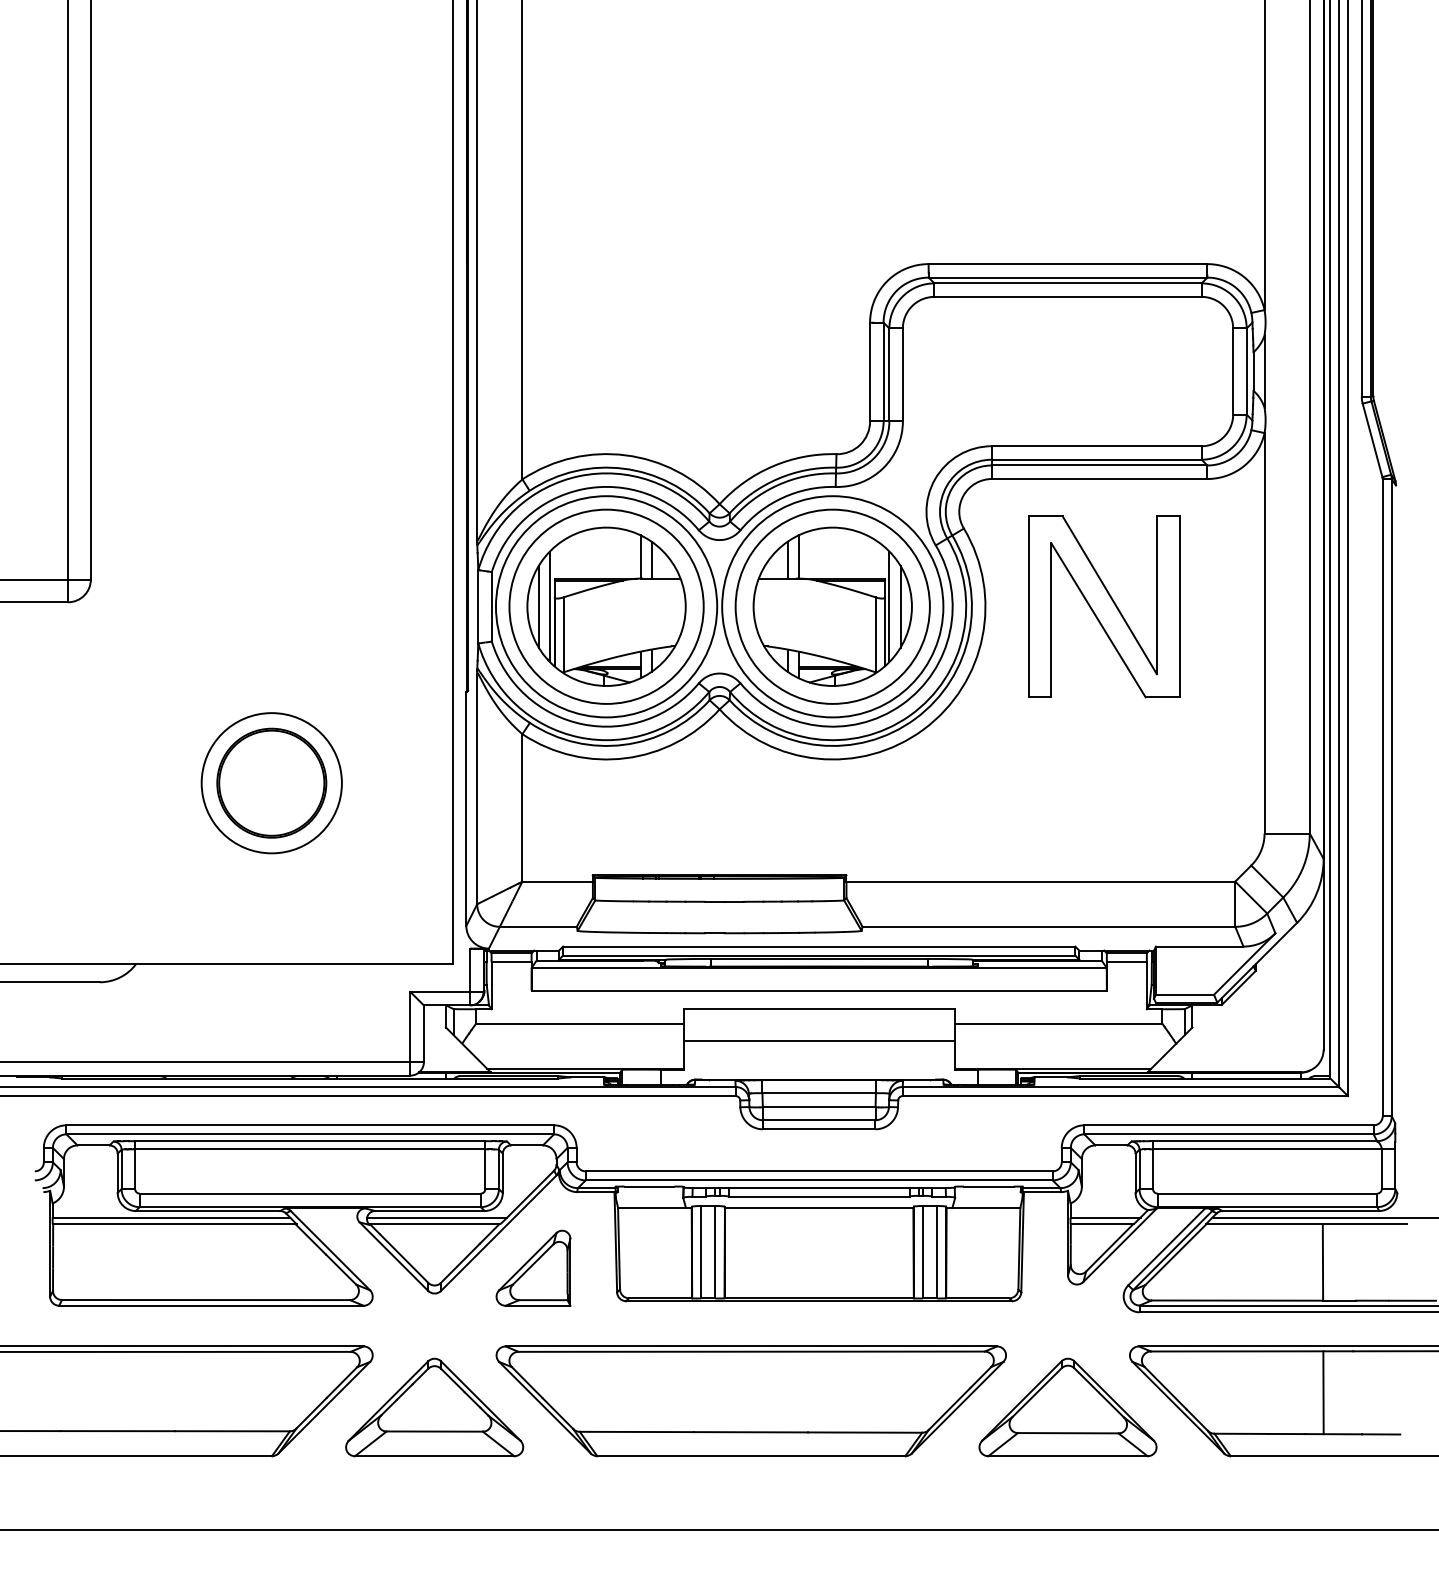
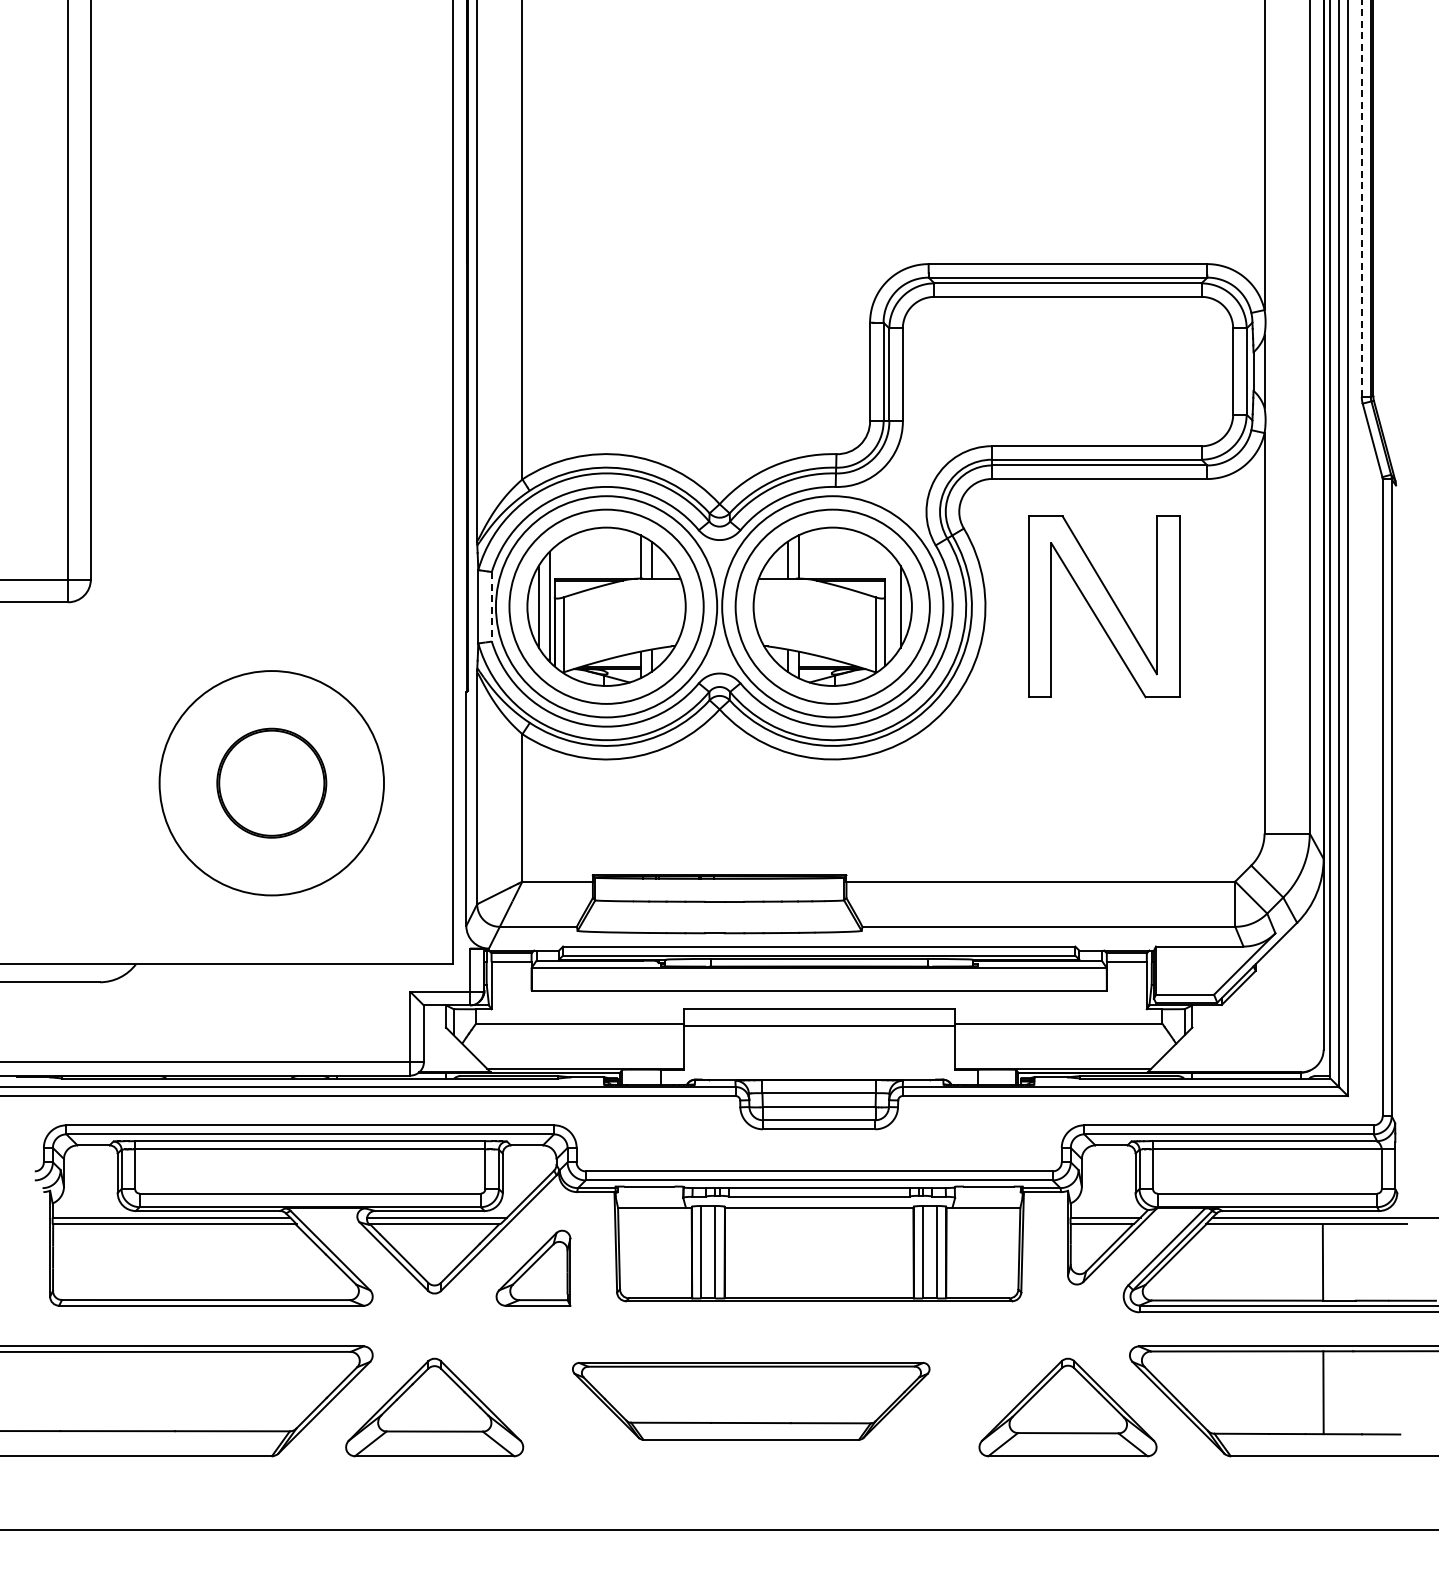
line: solid -> dashed (1361, 198)
line: solid -> dashed (491, 606)
line: present -> none (889, 606)
circle diameter: 140 px -> 224 px (271, 783)
line position: (818, 1041) -> (818, 1026) (818, 1026)
part size: 512x113 px -> 359x79 px (751, 1401)
